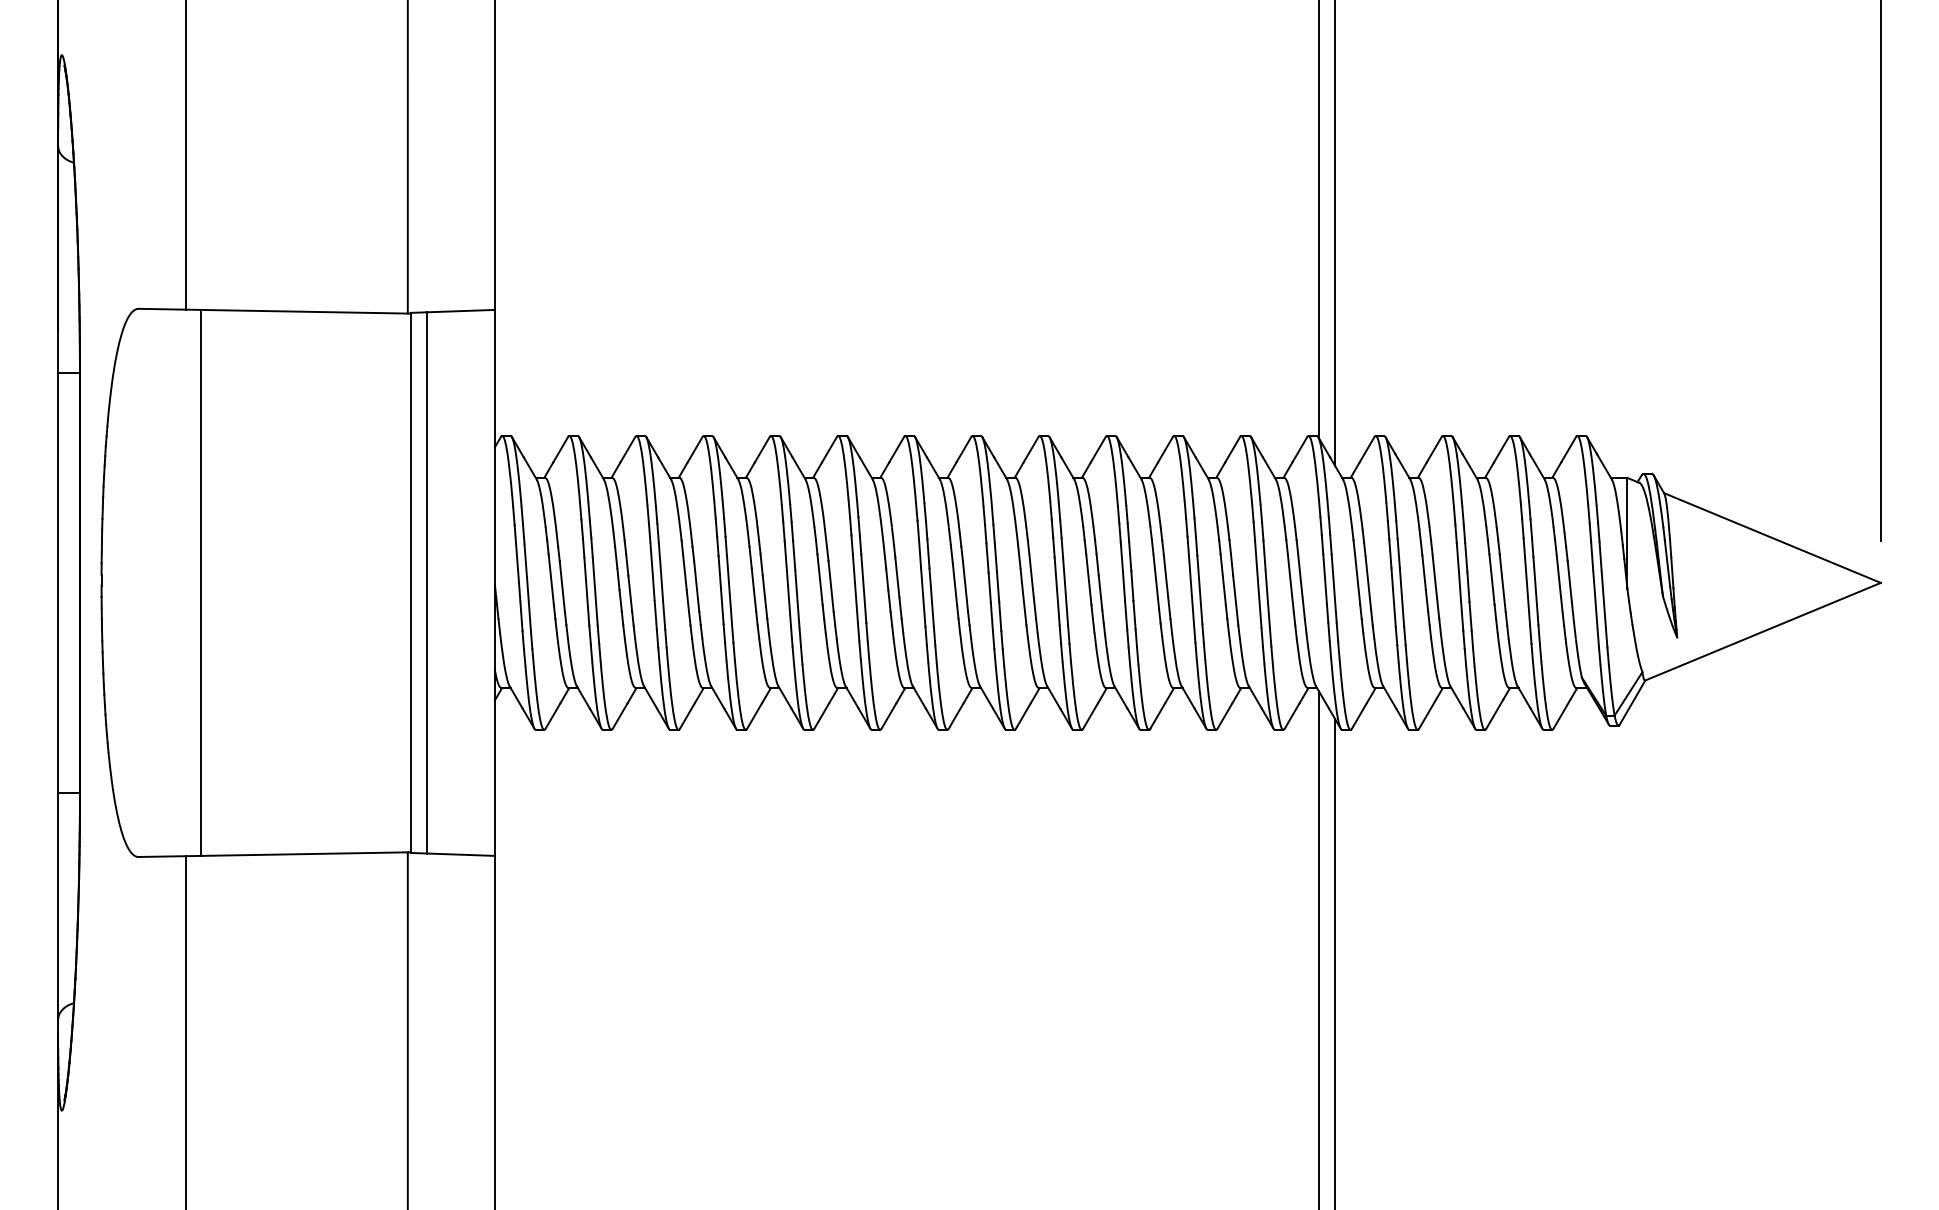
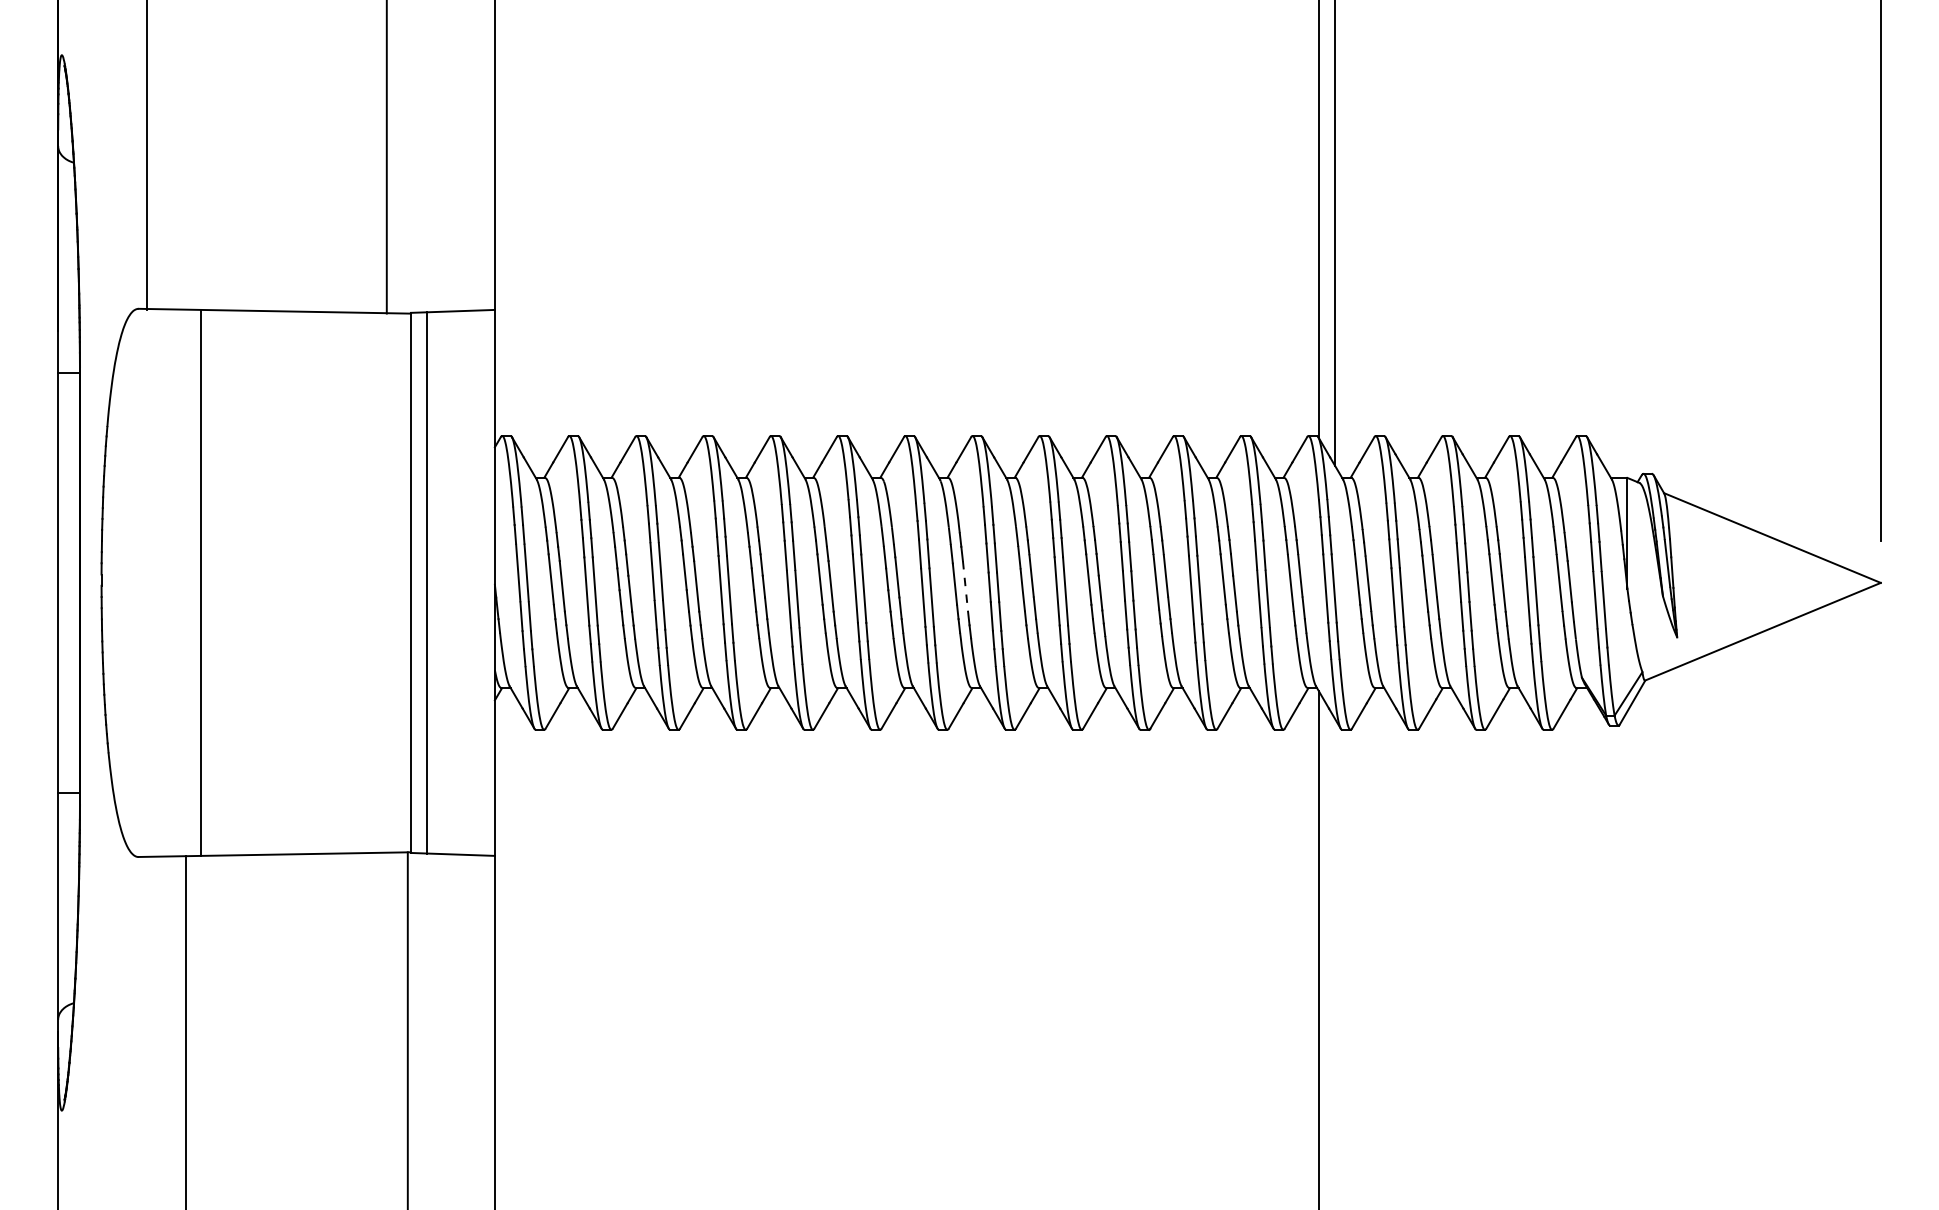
line position: (185, 155) -> (146, 155) (146, 155)
line position: (407, 157) -> (386, 157) (386, 157)
line: solid -> dashed (965, 586)
line: present -> none (1334, 962)
